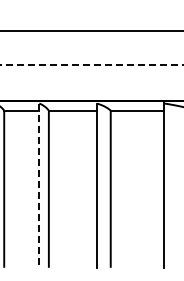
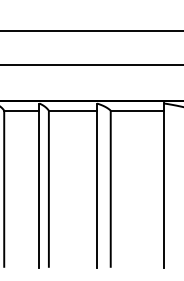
line: dashed -> solid (91, 64)
line: dashed -> solid (39, 186)
